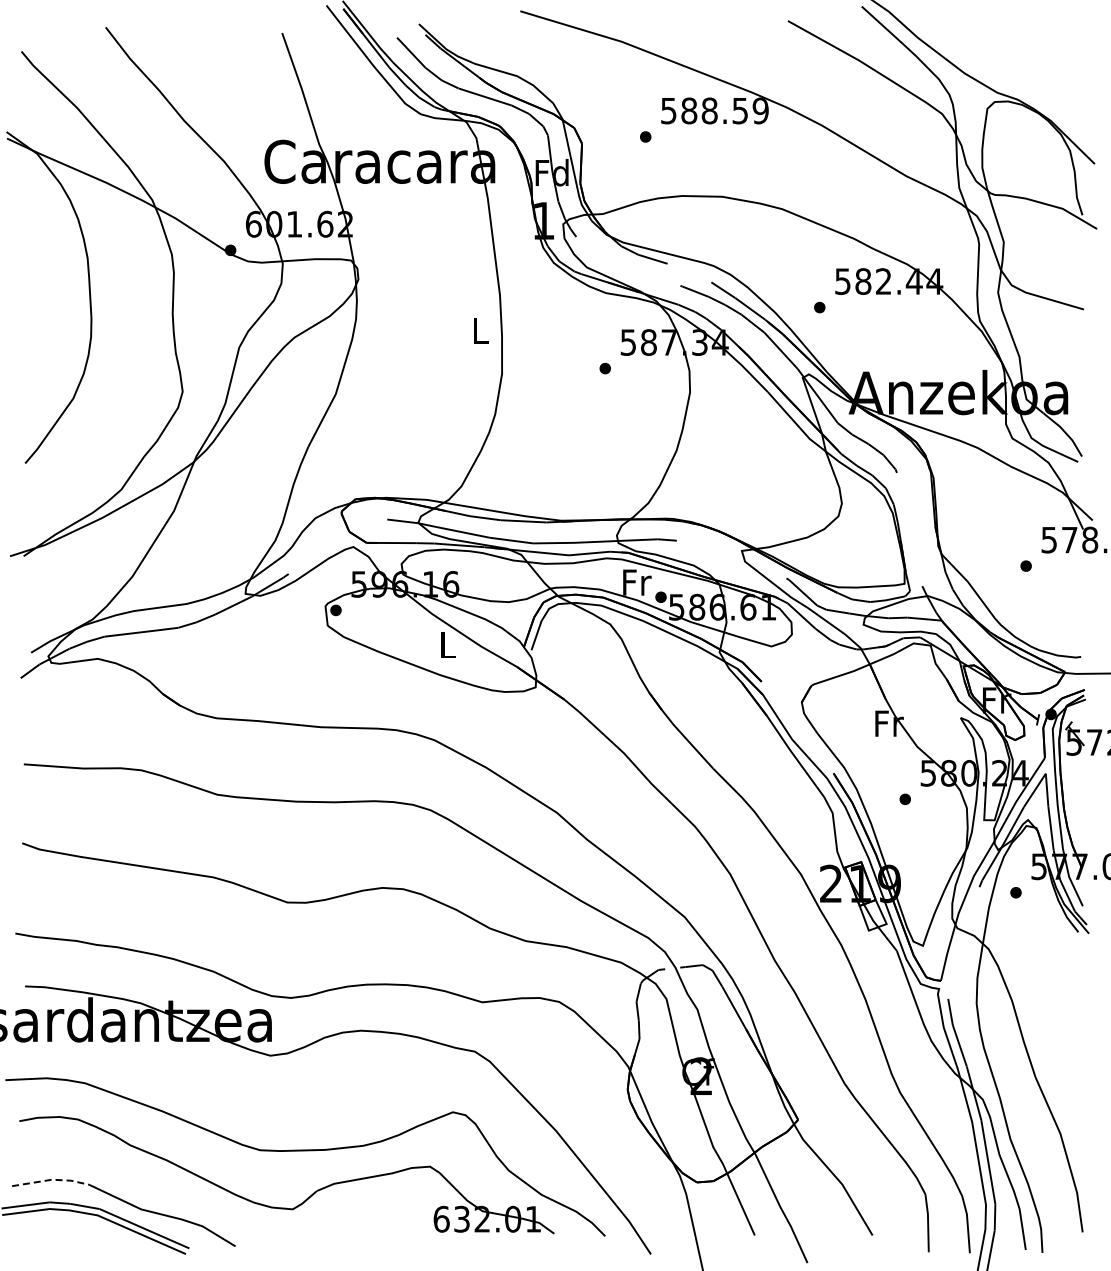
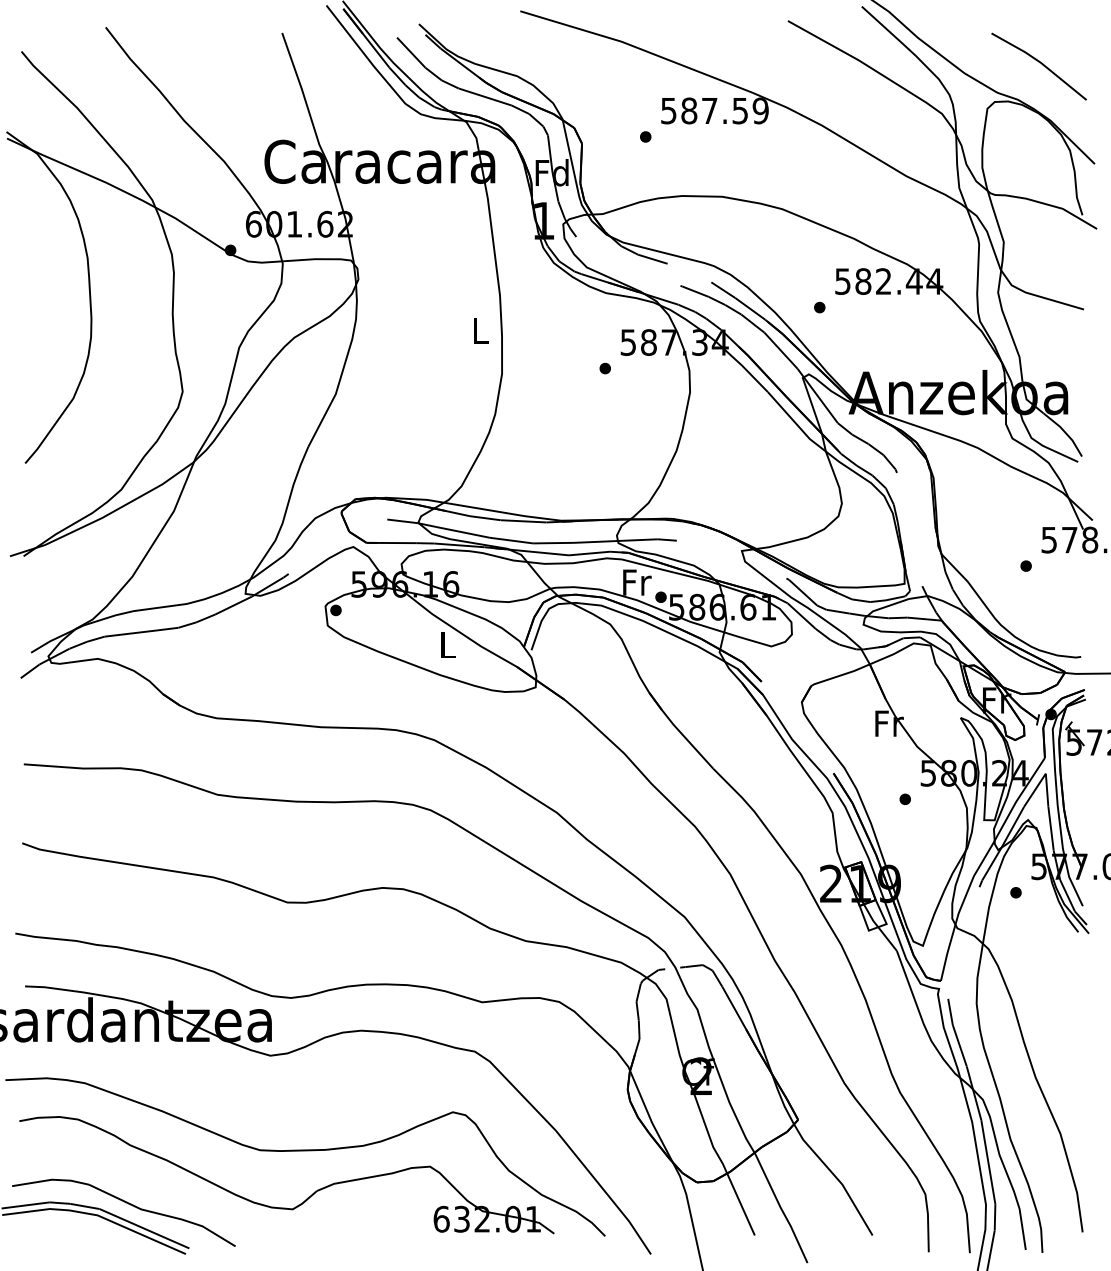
line: none -> present (1040, 63)
text: 588.59 -> 587.59 (709, 110)
line: dashed -> solid (51, 1179)
